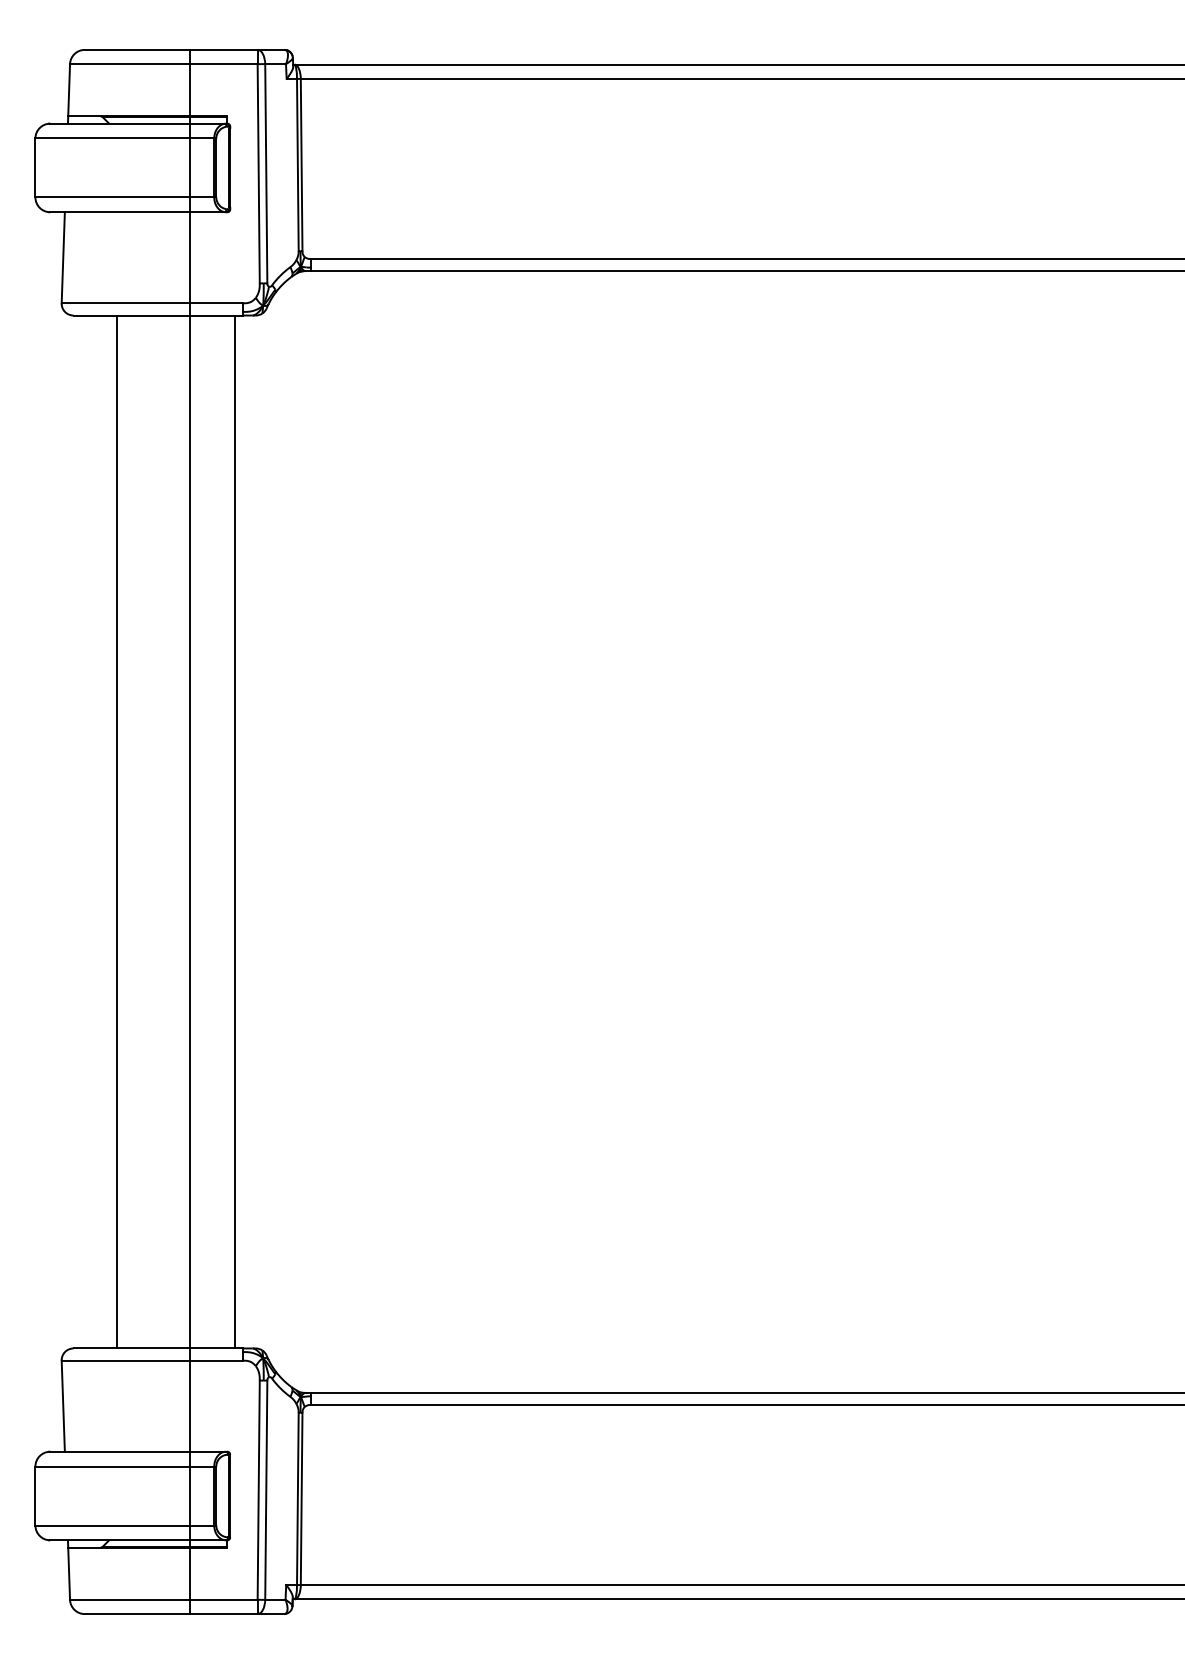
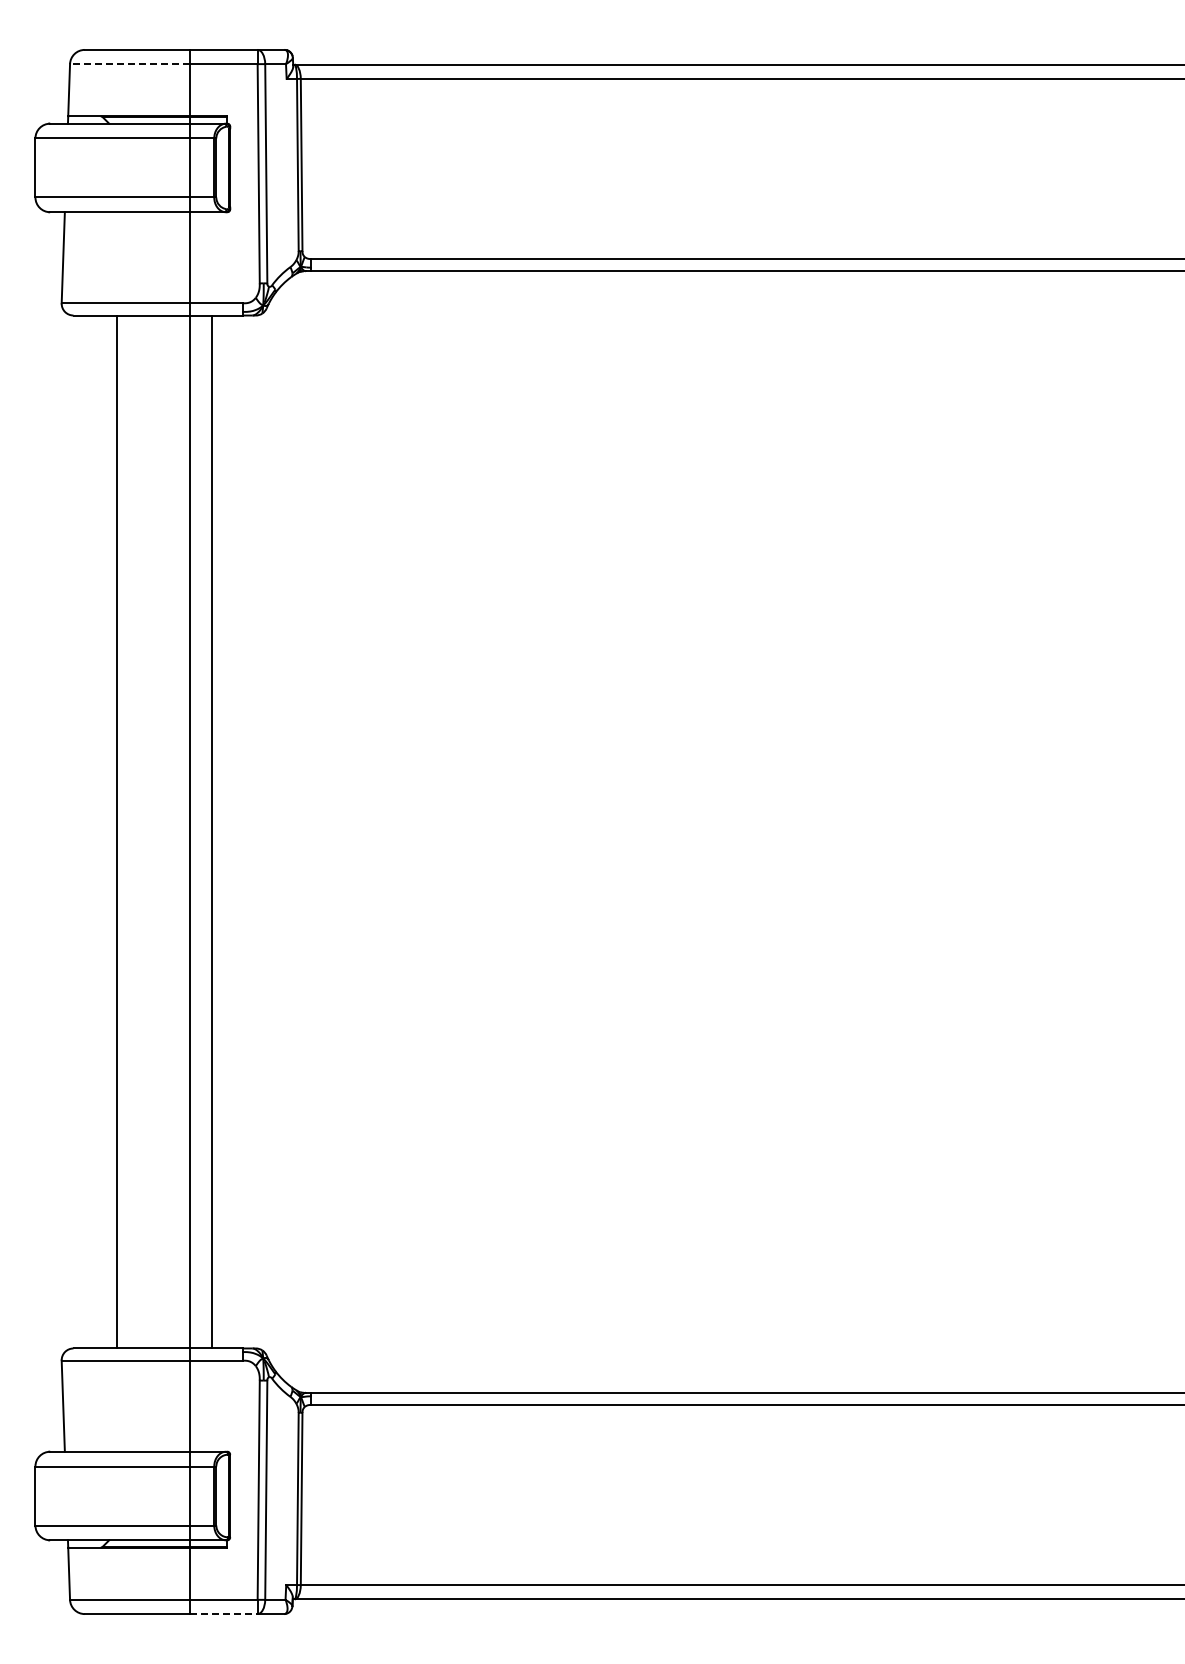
line: solid -> dashed (129, 64)
line position: (234, 831) -> (211, 831) (211, 831)
line: solid -> dashed (224, 1614)
